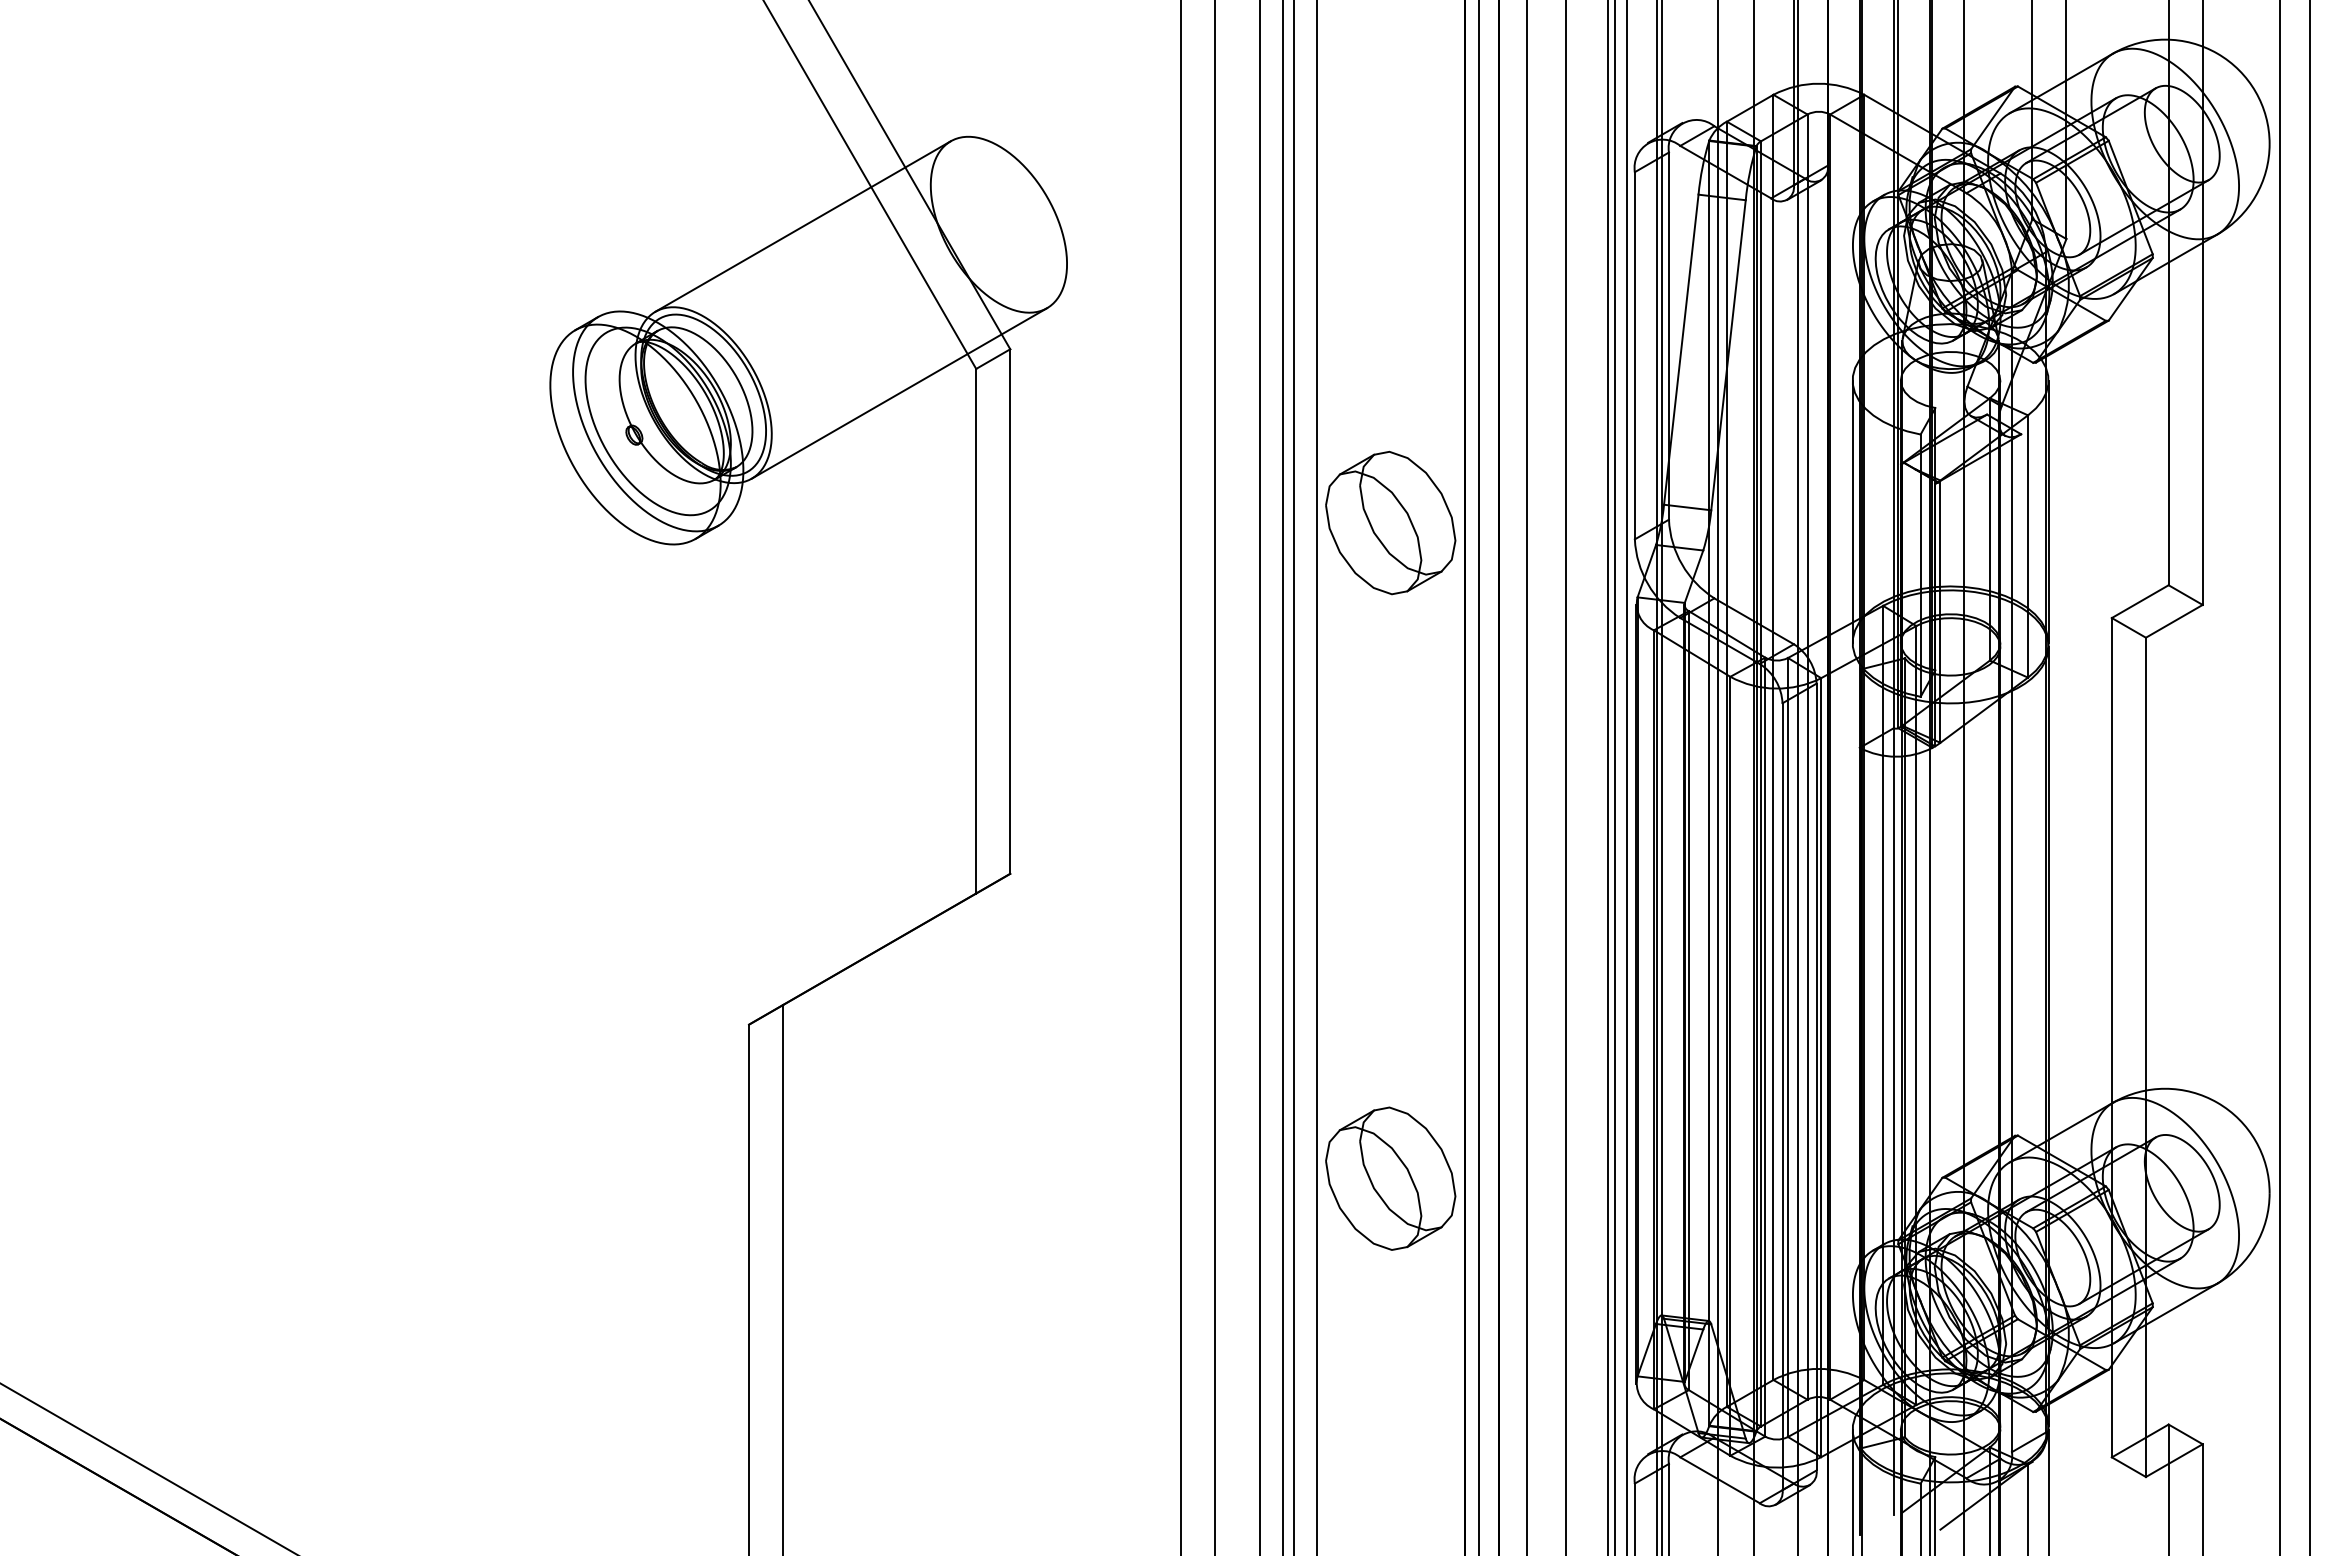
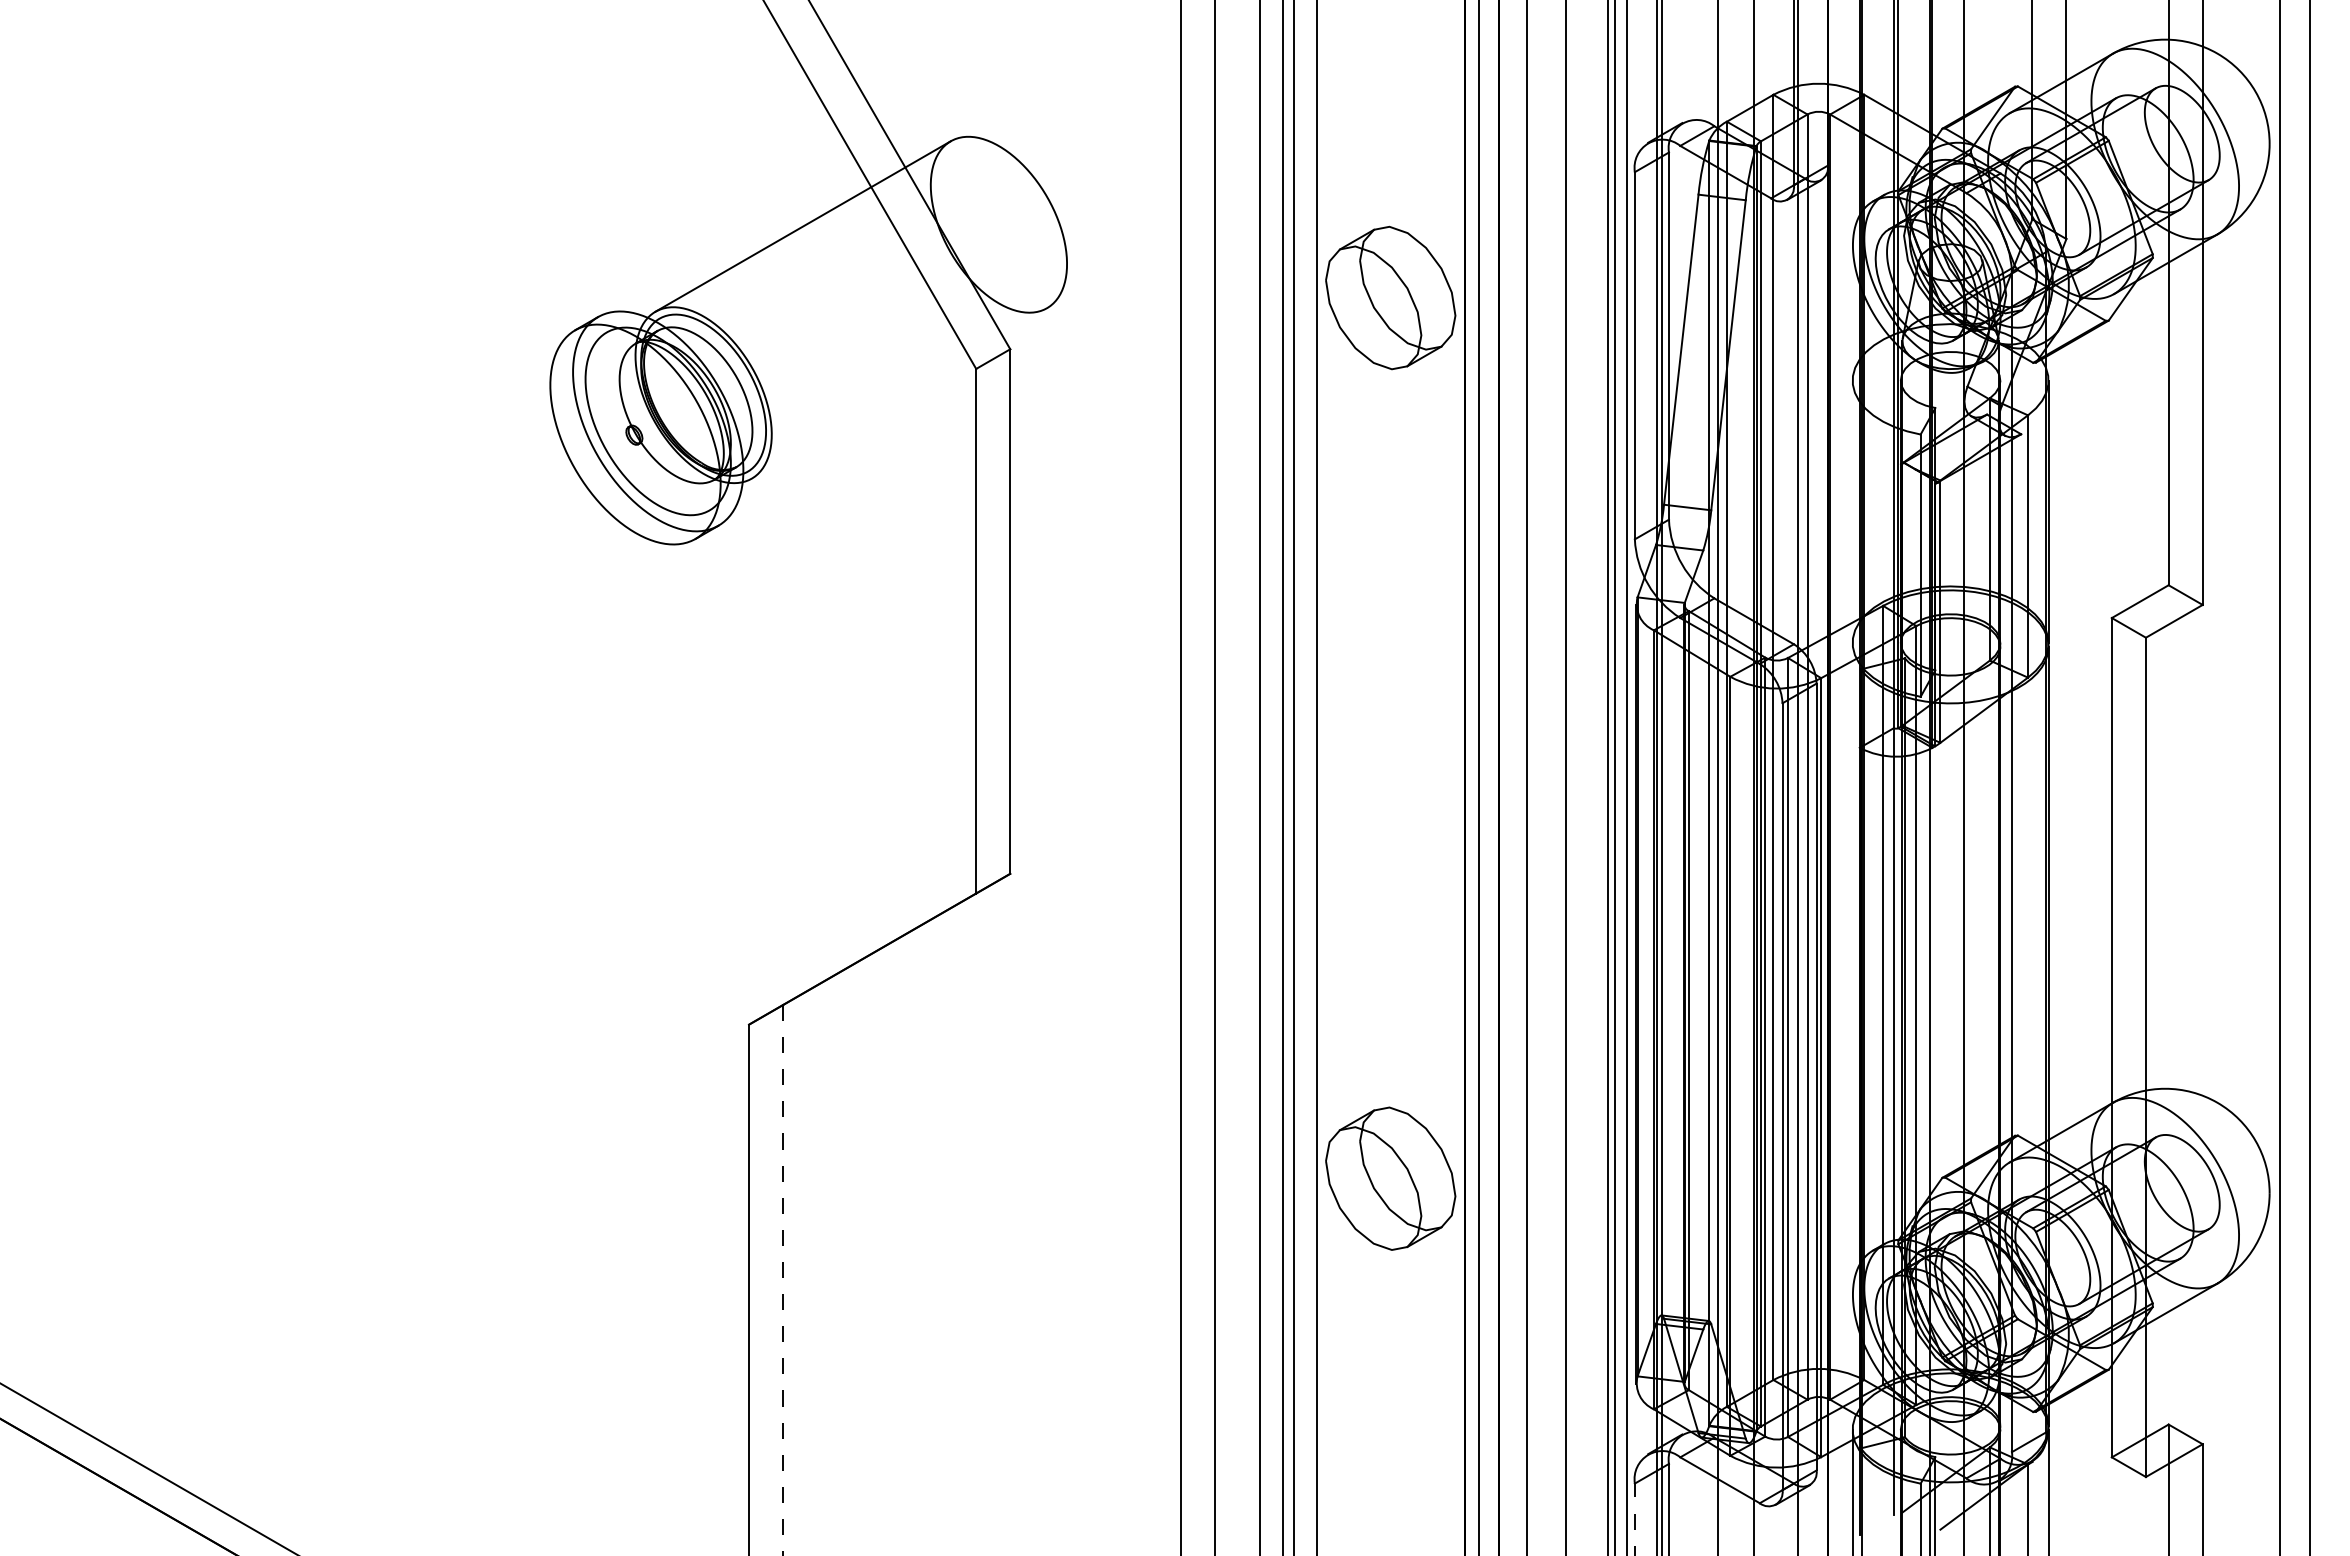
line: present -> none (899, 393)
line: present -> none (1852, 511)
part position: (1390, 522) -> (1390, 297) (1390, 297)
line: solid -> dashed (783, 1280)
line: solid -> dashed (1634, 1519)
